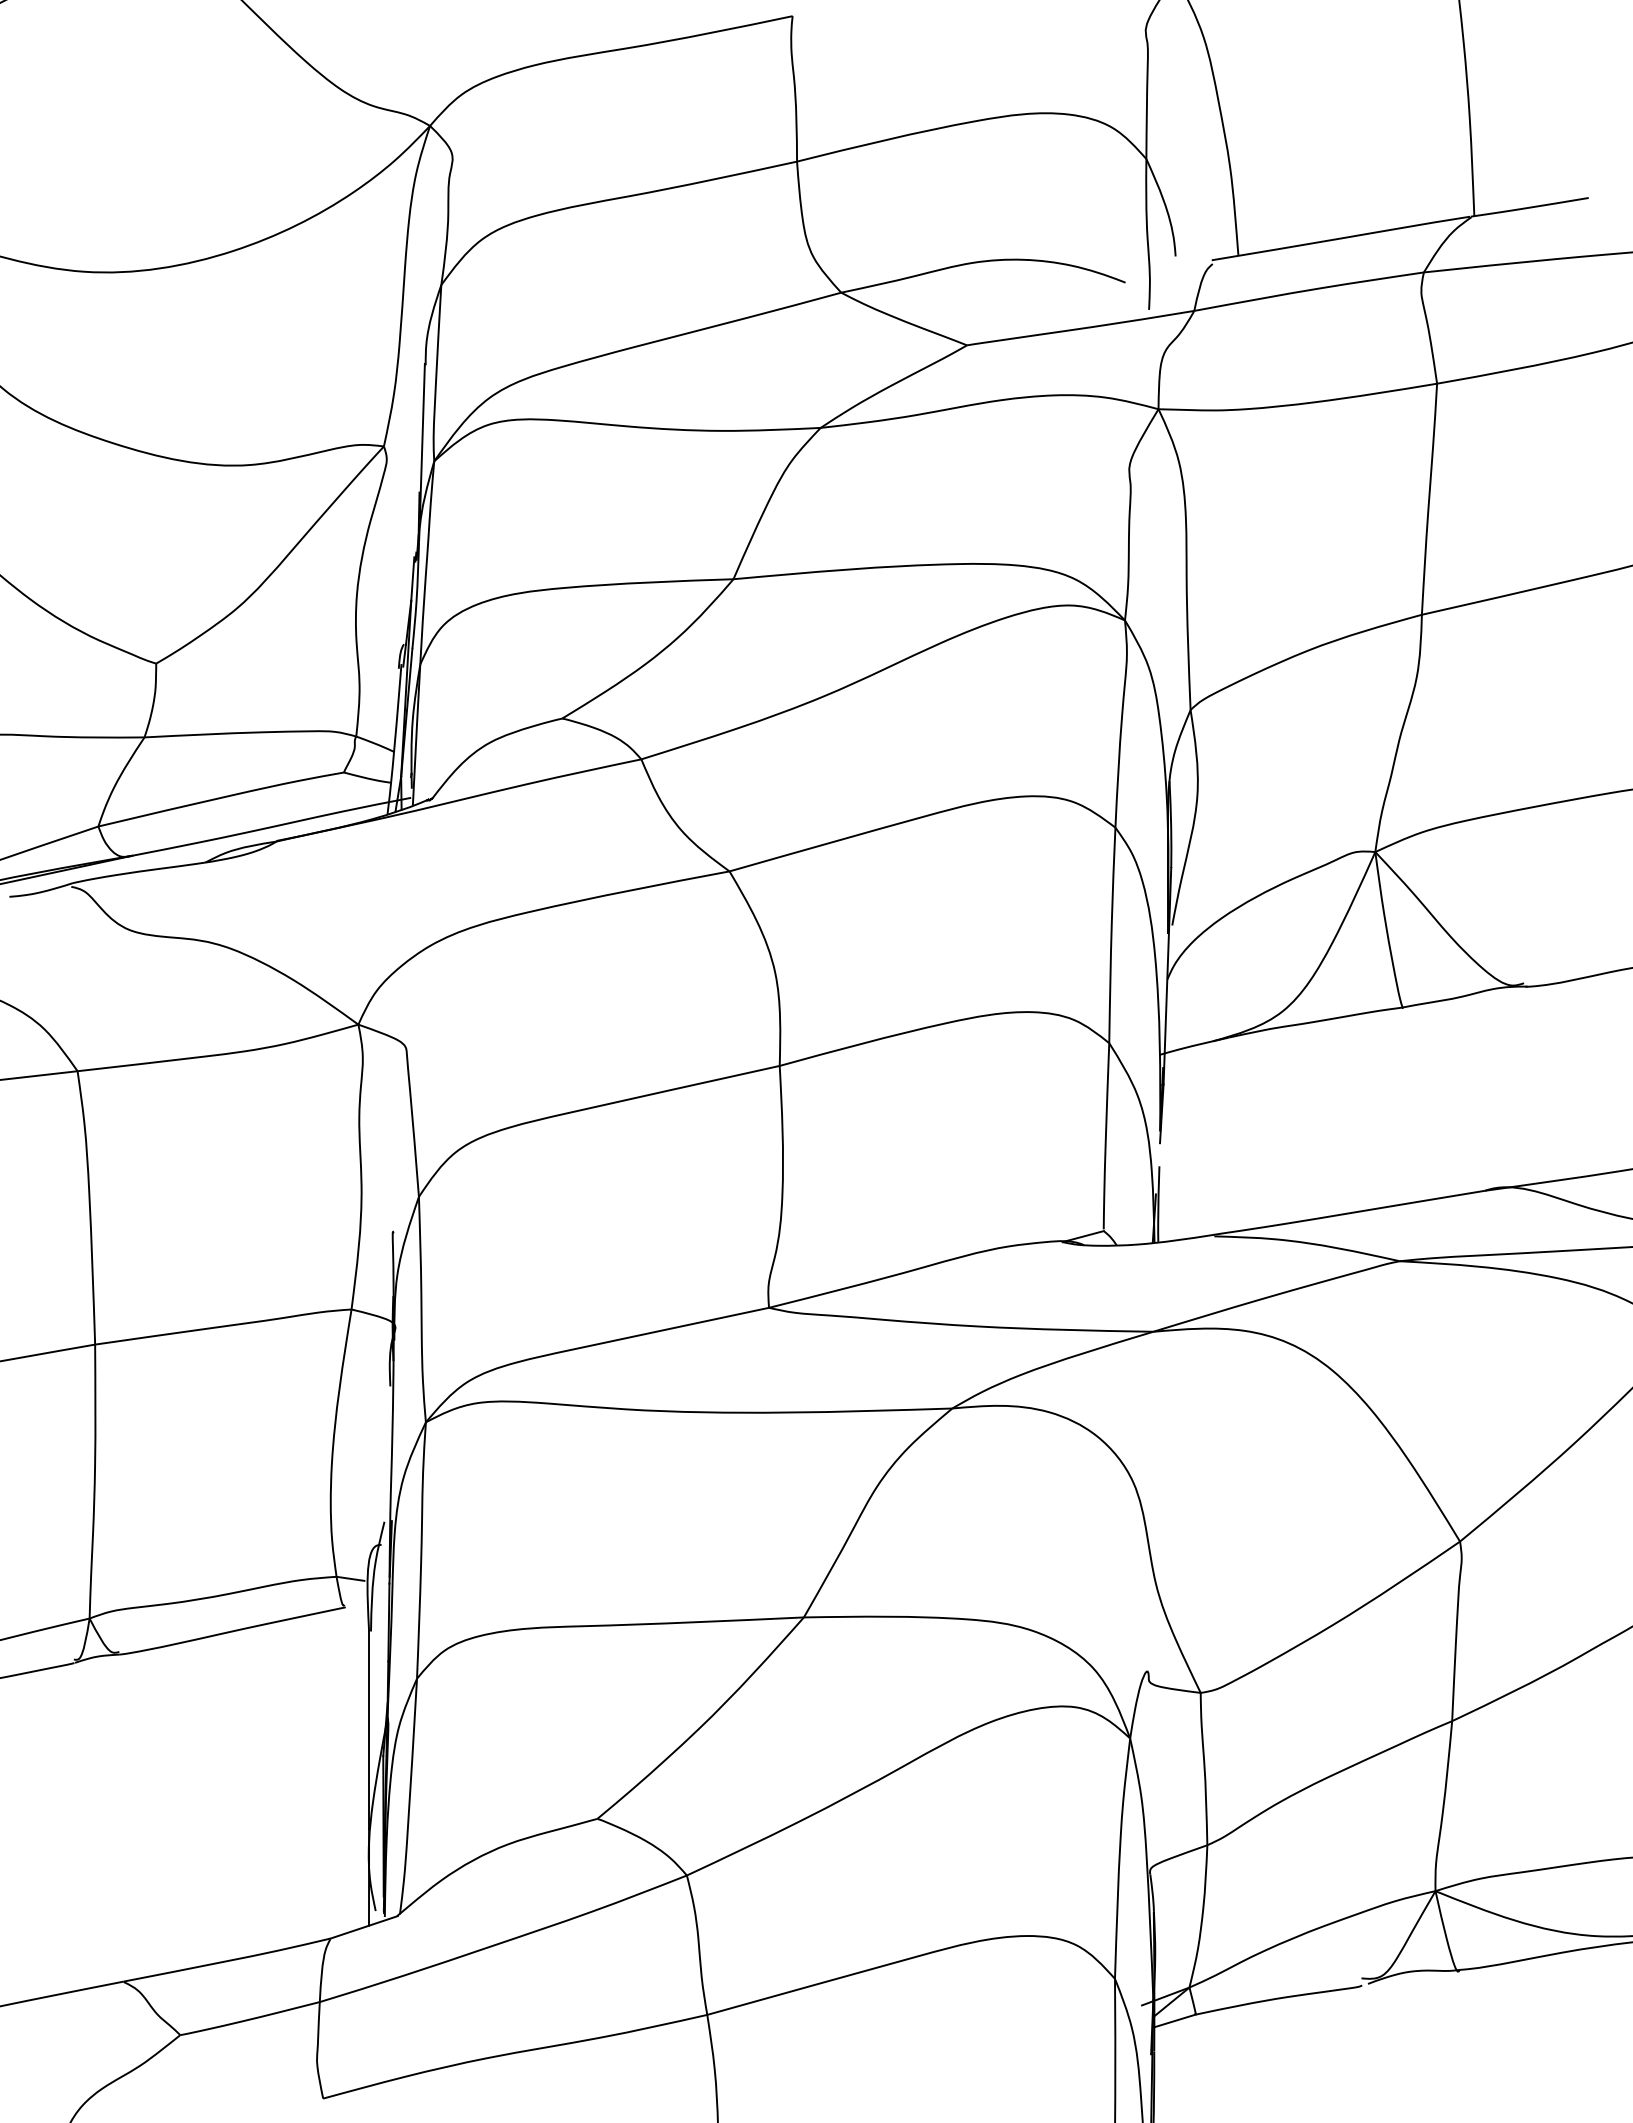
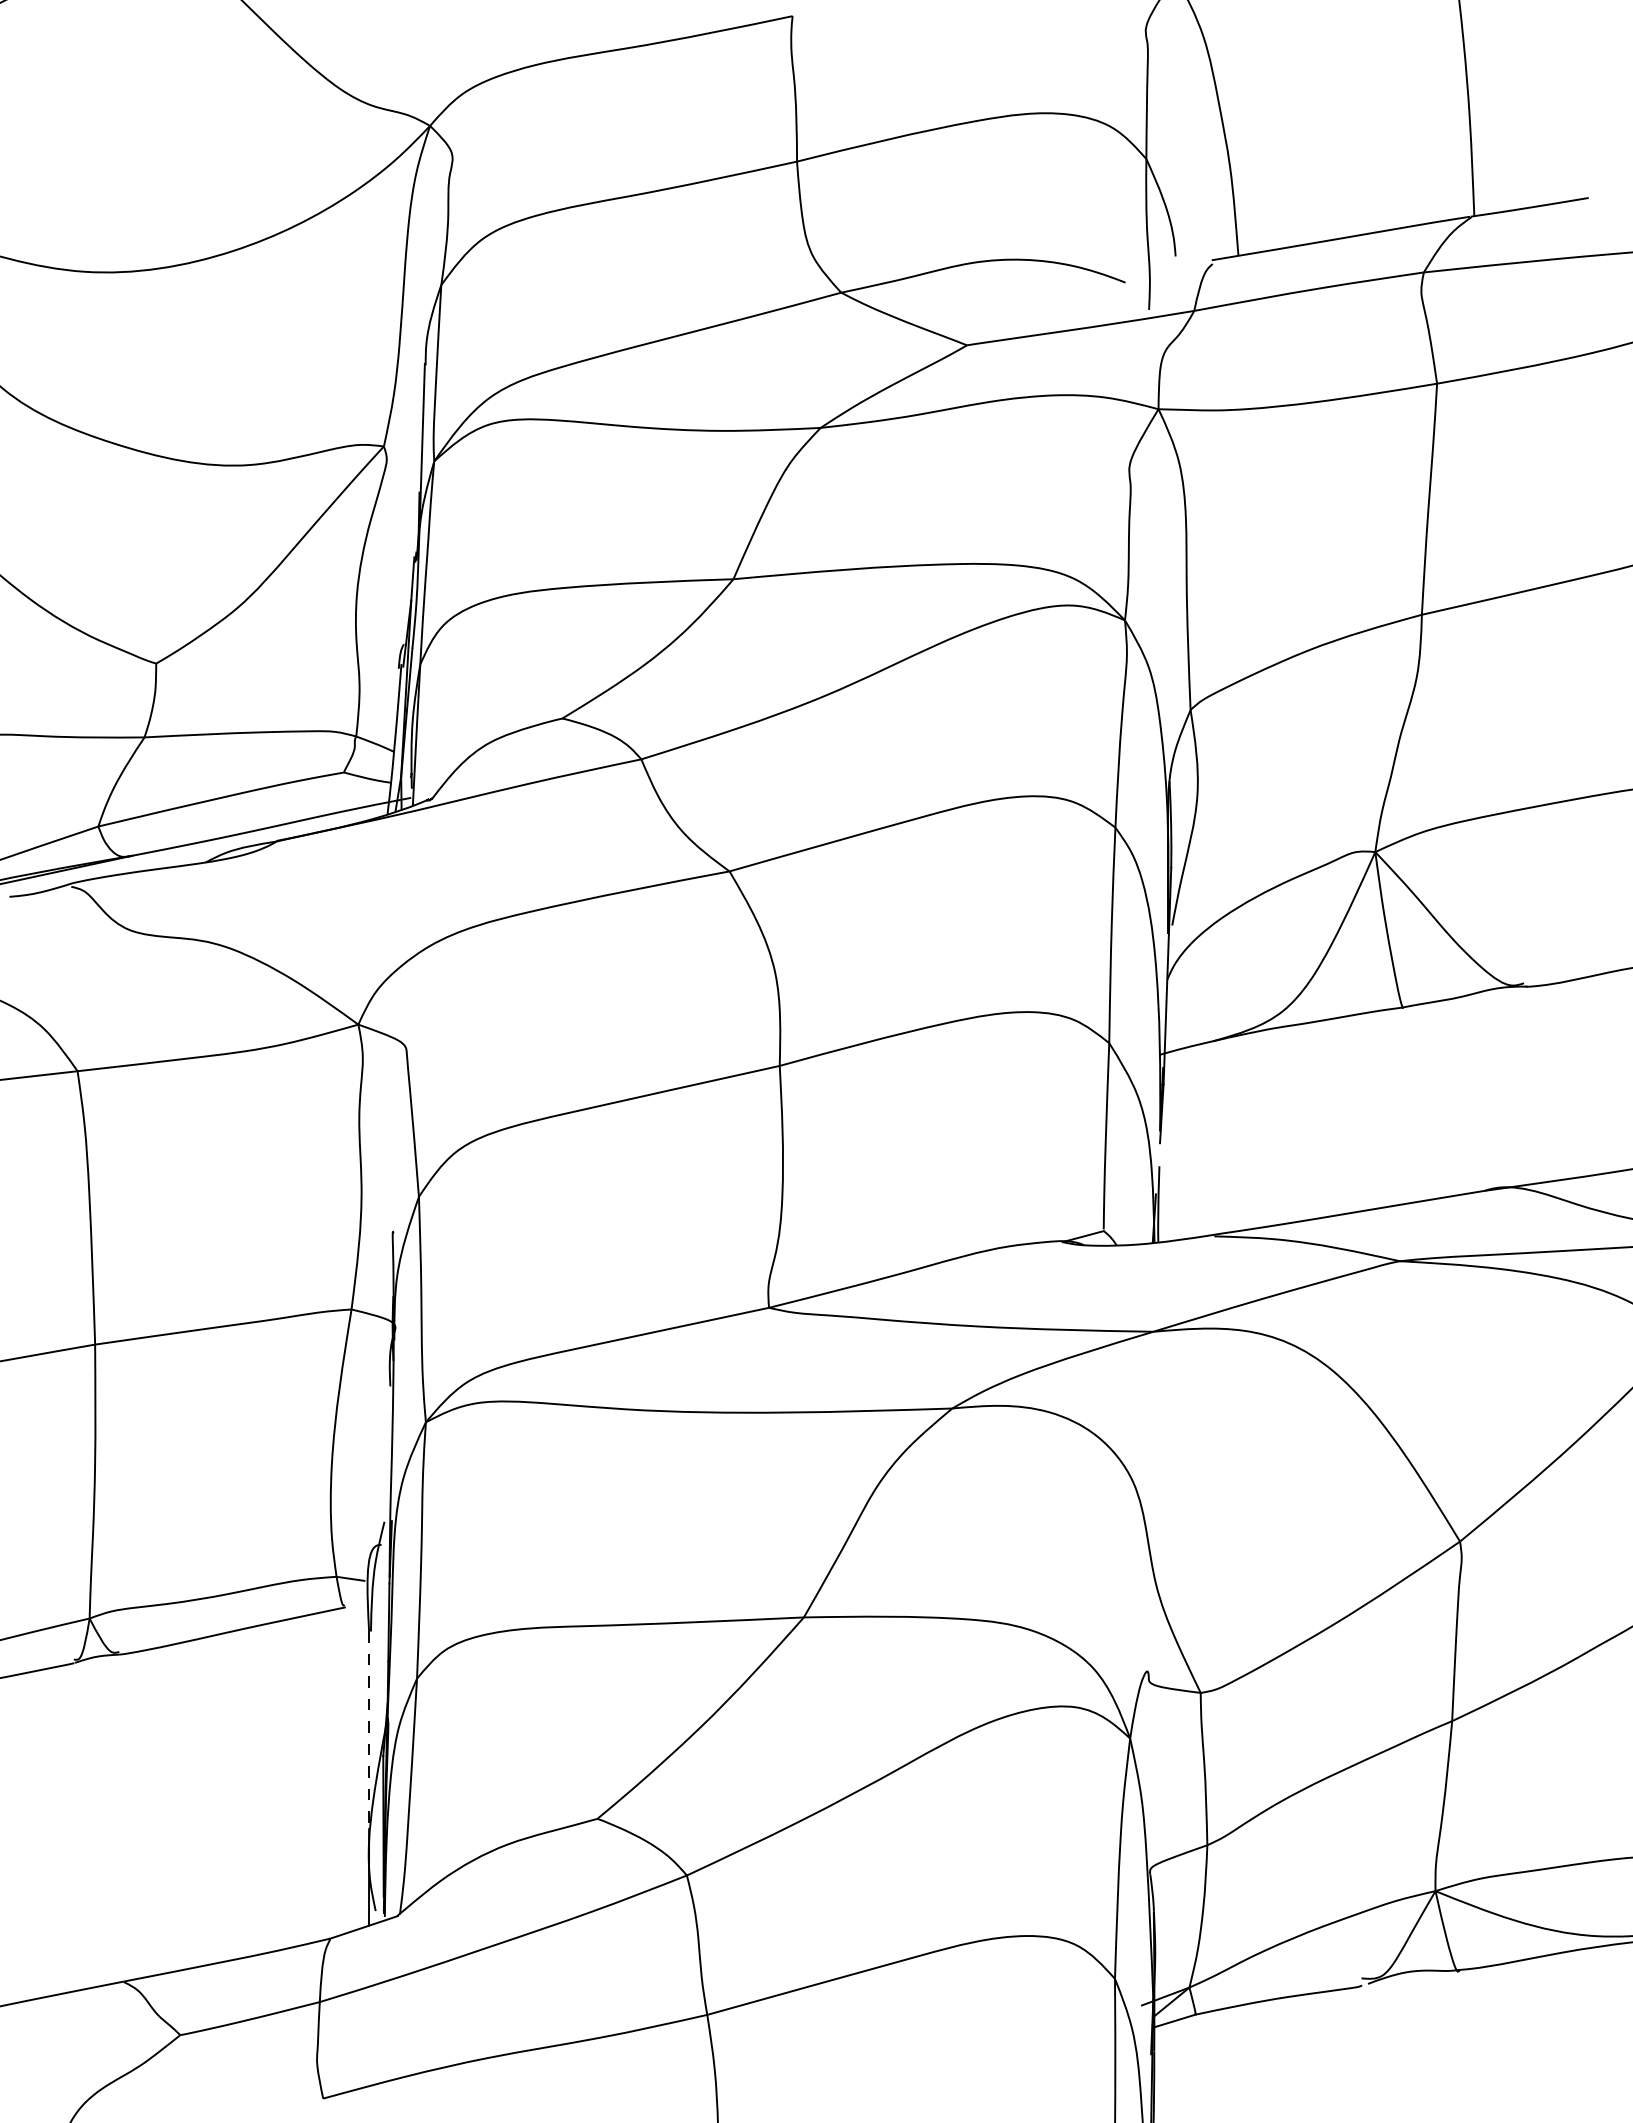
line: solid -> dashed (369, 1730)
